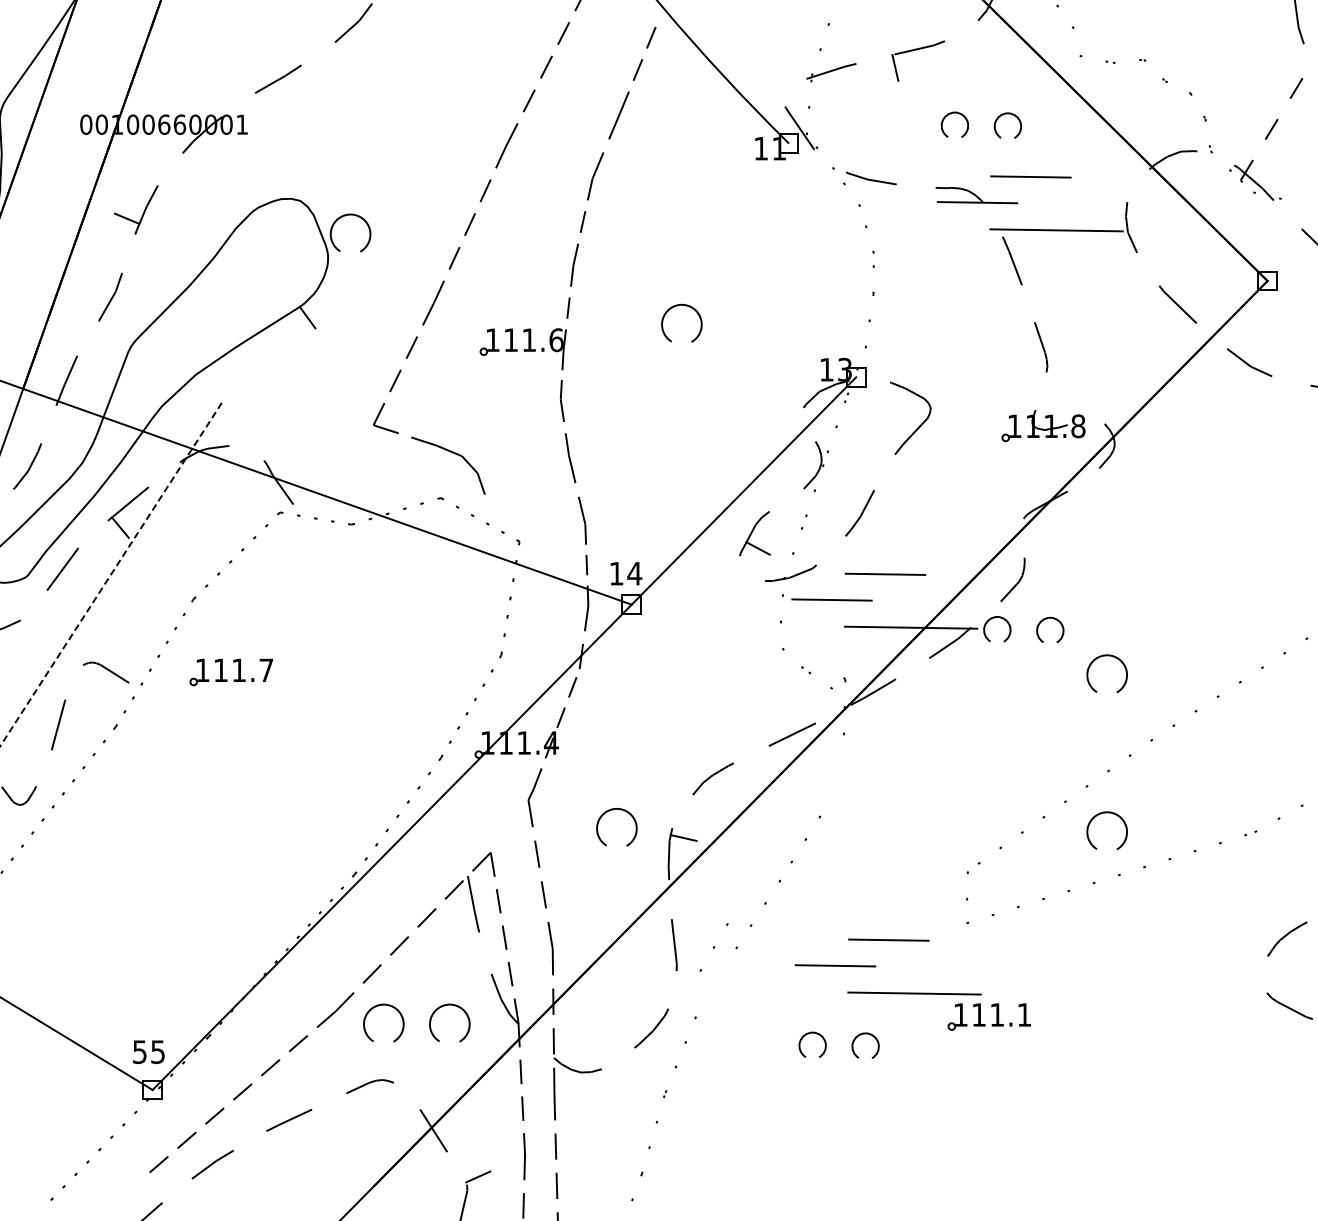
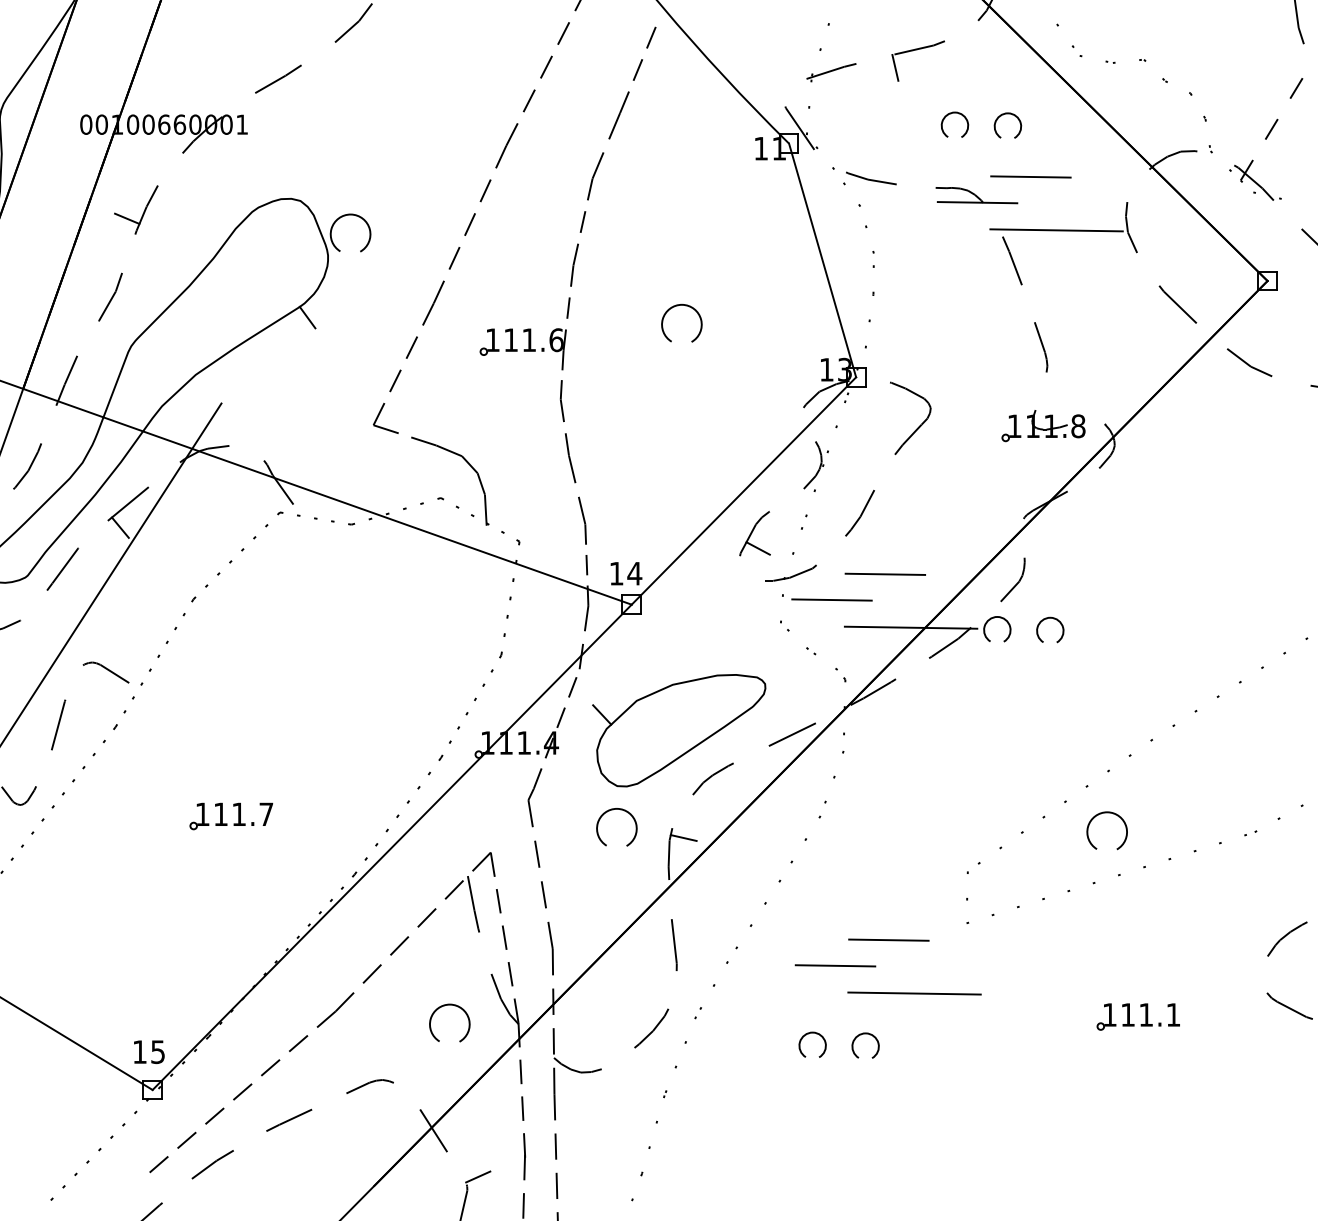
line position: (1058, 7) -> (1058, 26) (1058, 26)
line: none -> present (822, 260)
line: none -> present (485, 509)
line: dashed -> solid (111, 574)
part: present -> none (1101, 657)
part position: (807, 668) -> (812, 649) (812, 649)
part position: (238, 672) -> (238, 816) (238, 816)
part: none -> present (679, 730)
line: none -> present (834, 777)
line position: (713, 947) -> (713, 985) (713, 985)
part: present -> none (378, 1006)
part position: (980, 1016) -> (1129, 1016) (1129, 1016)
text: 55 -> 15 (139, 1052)
